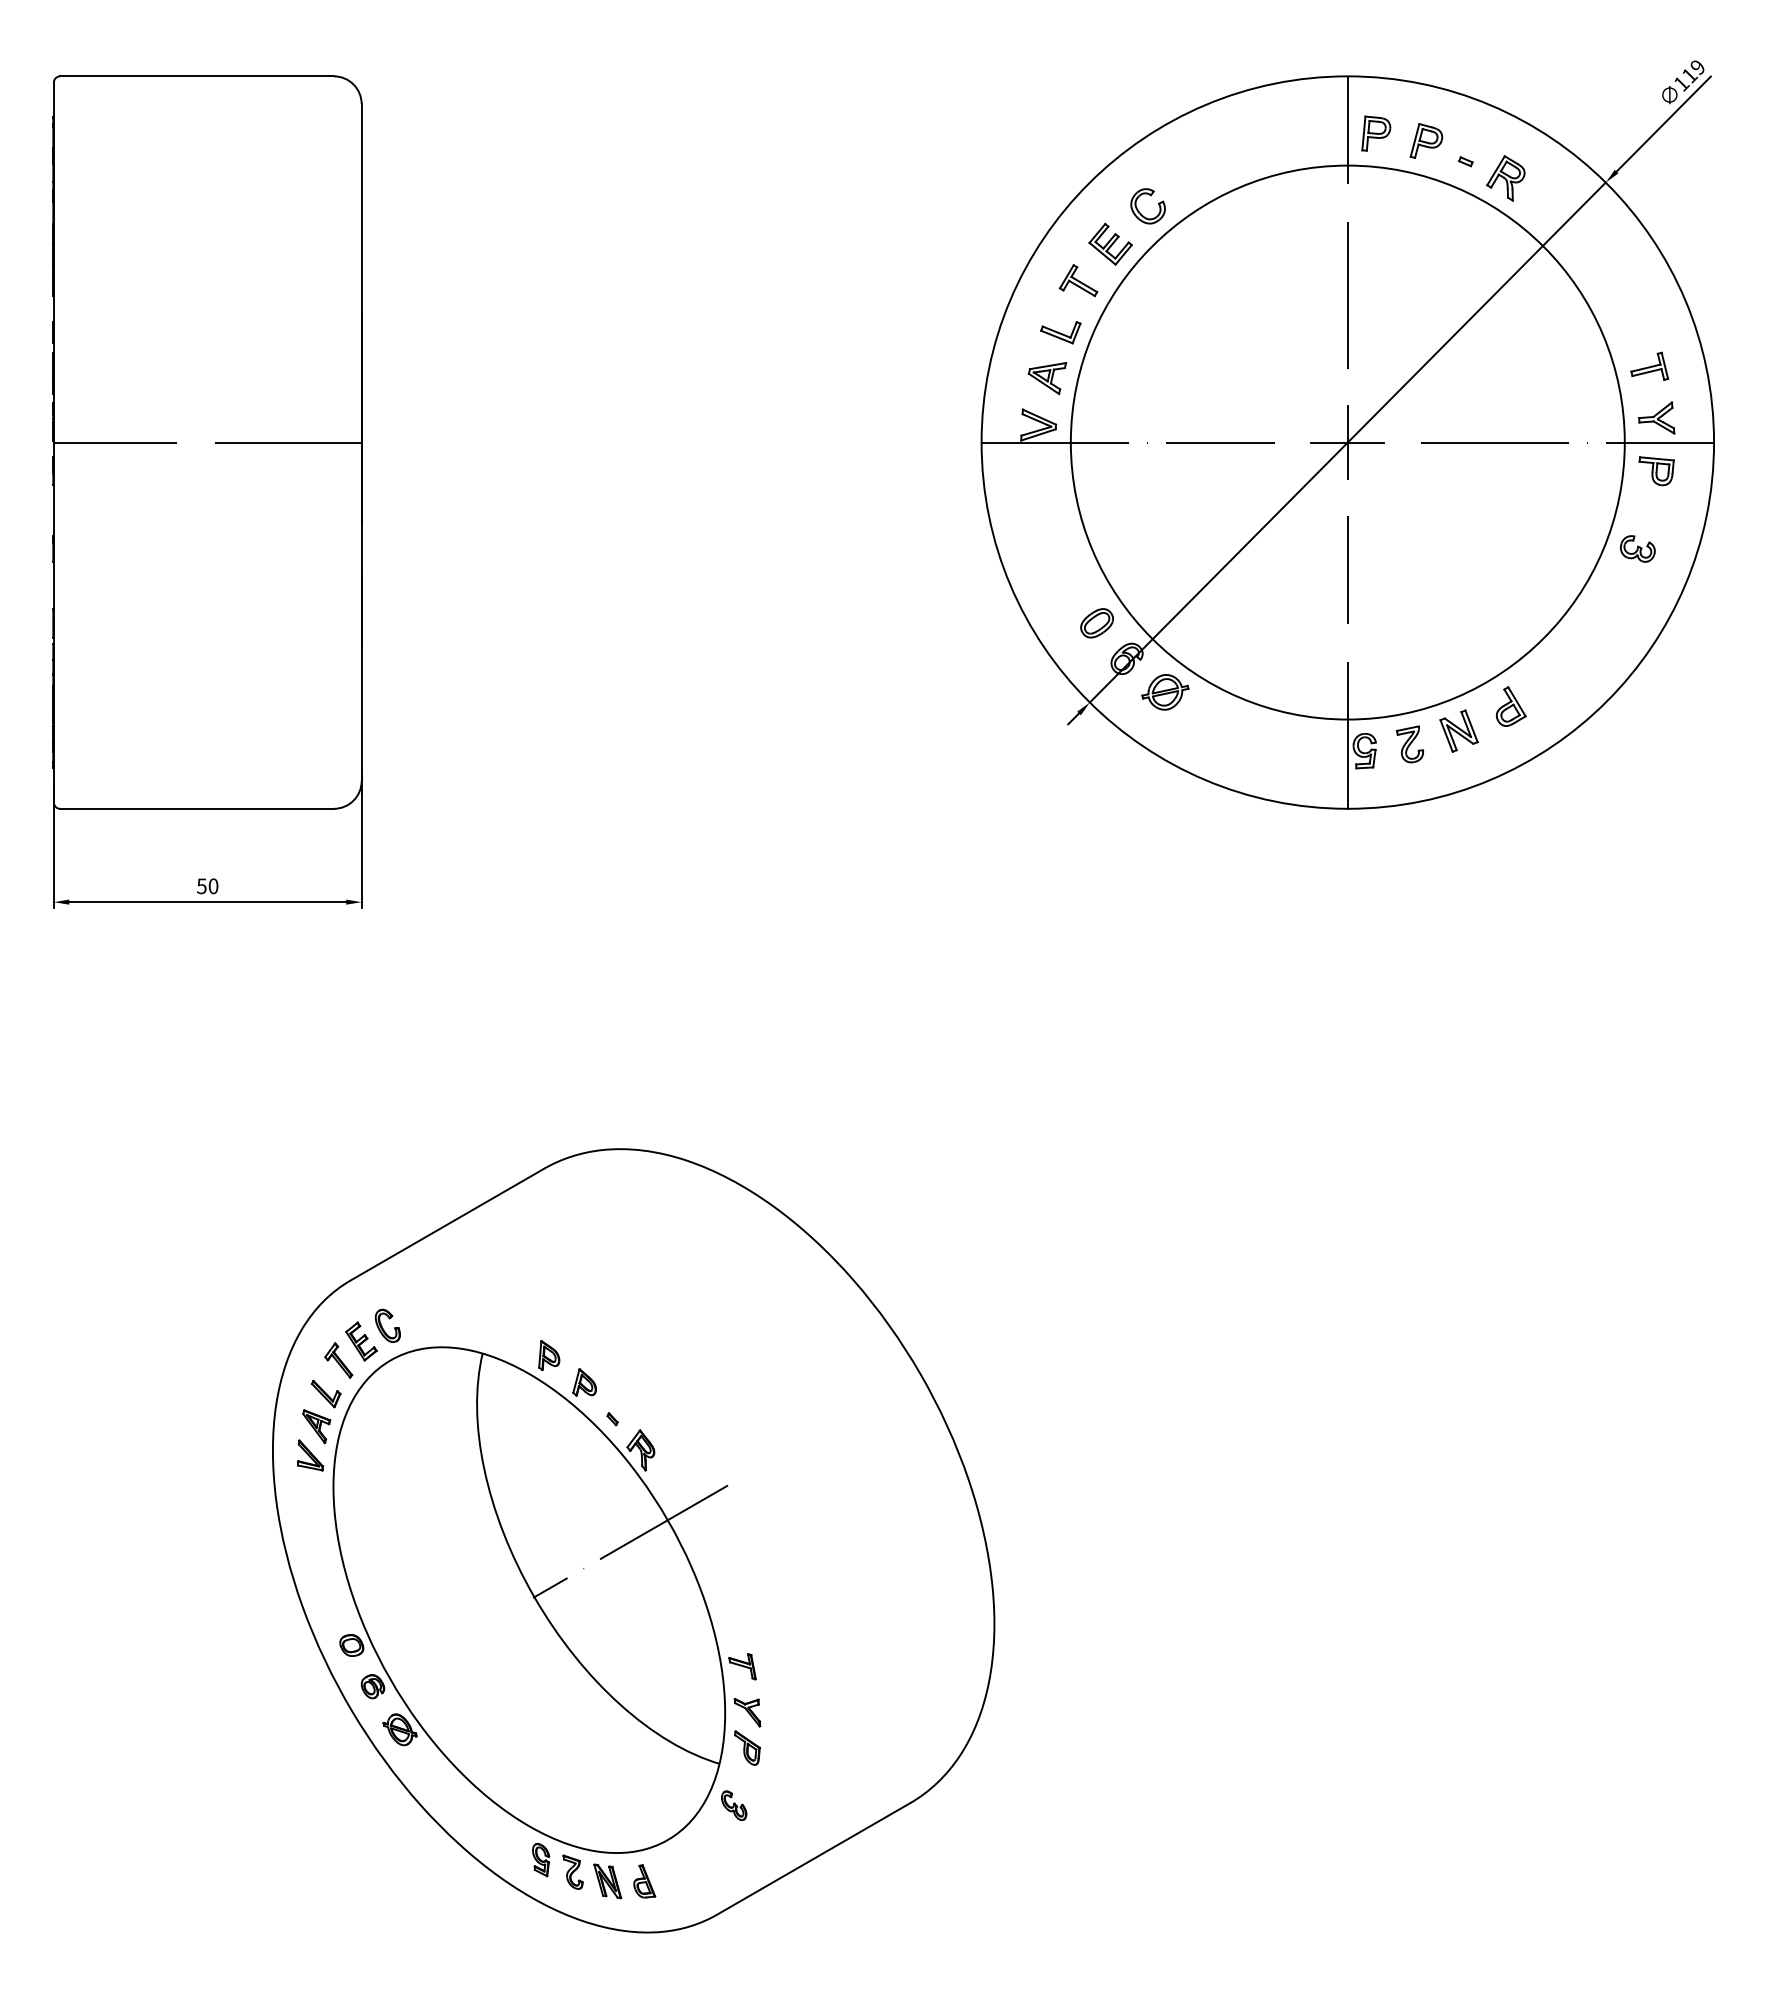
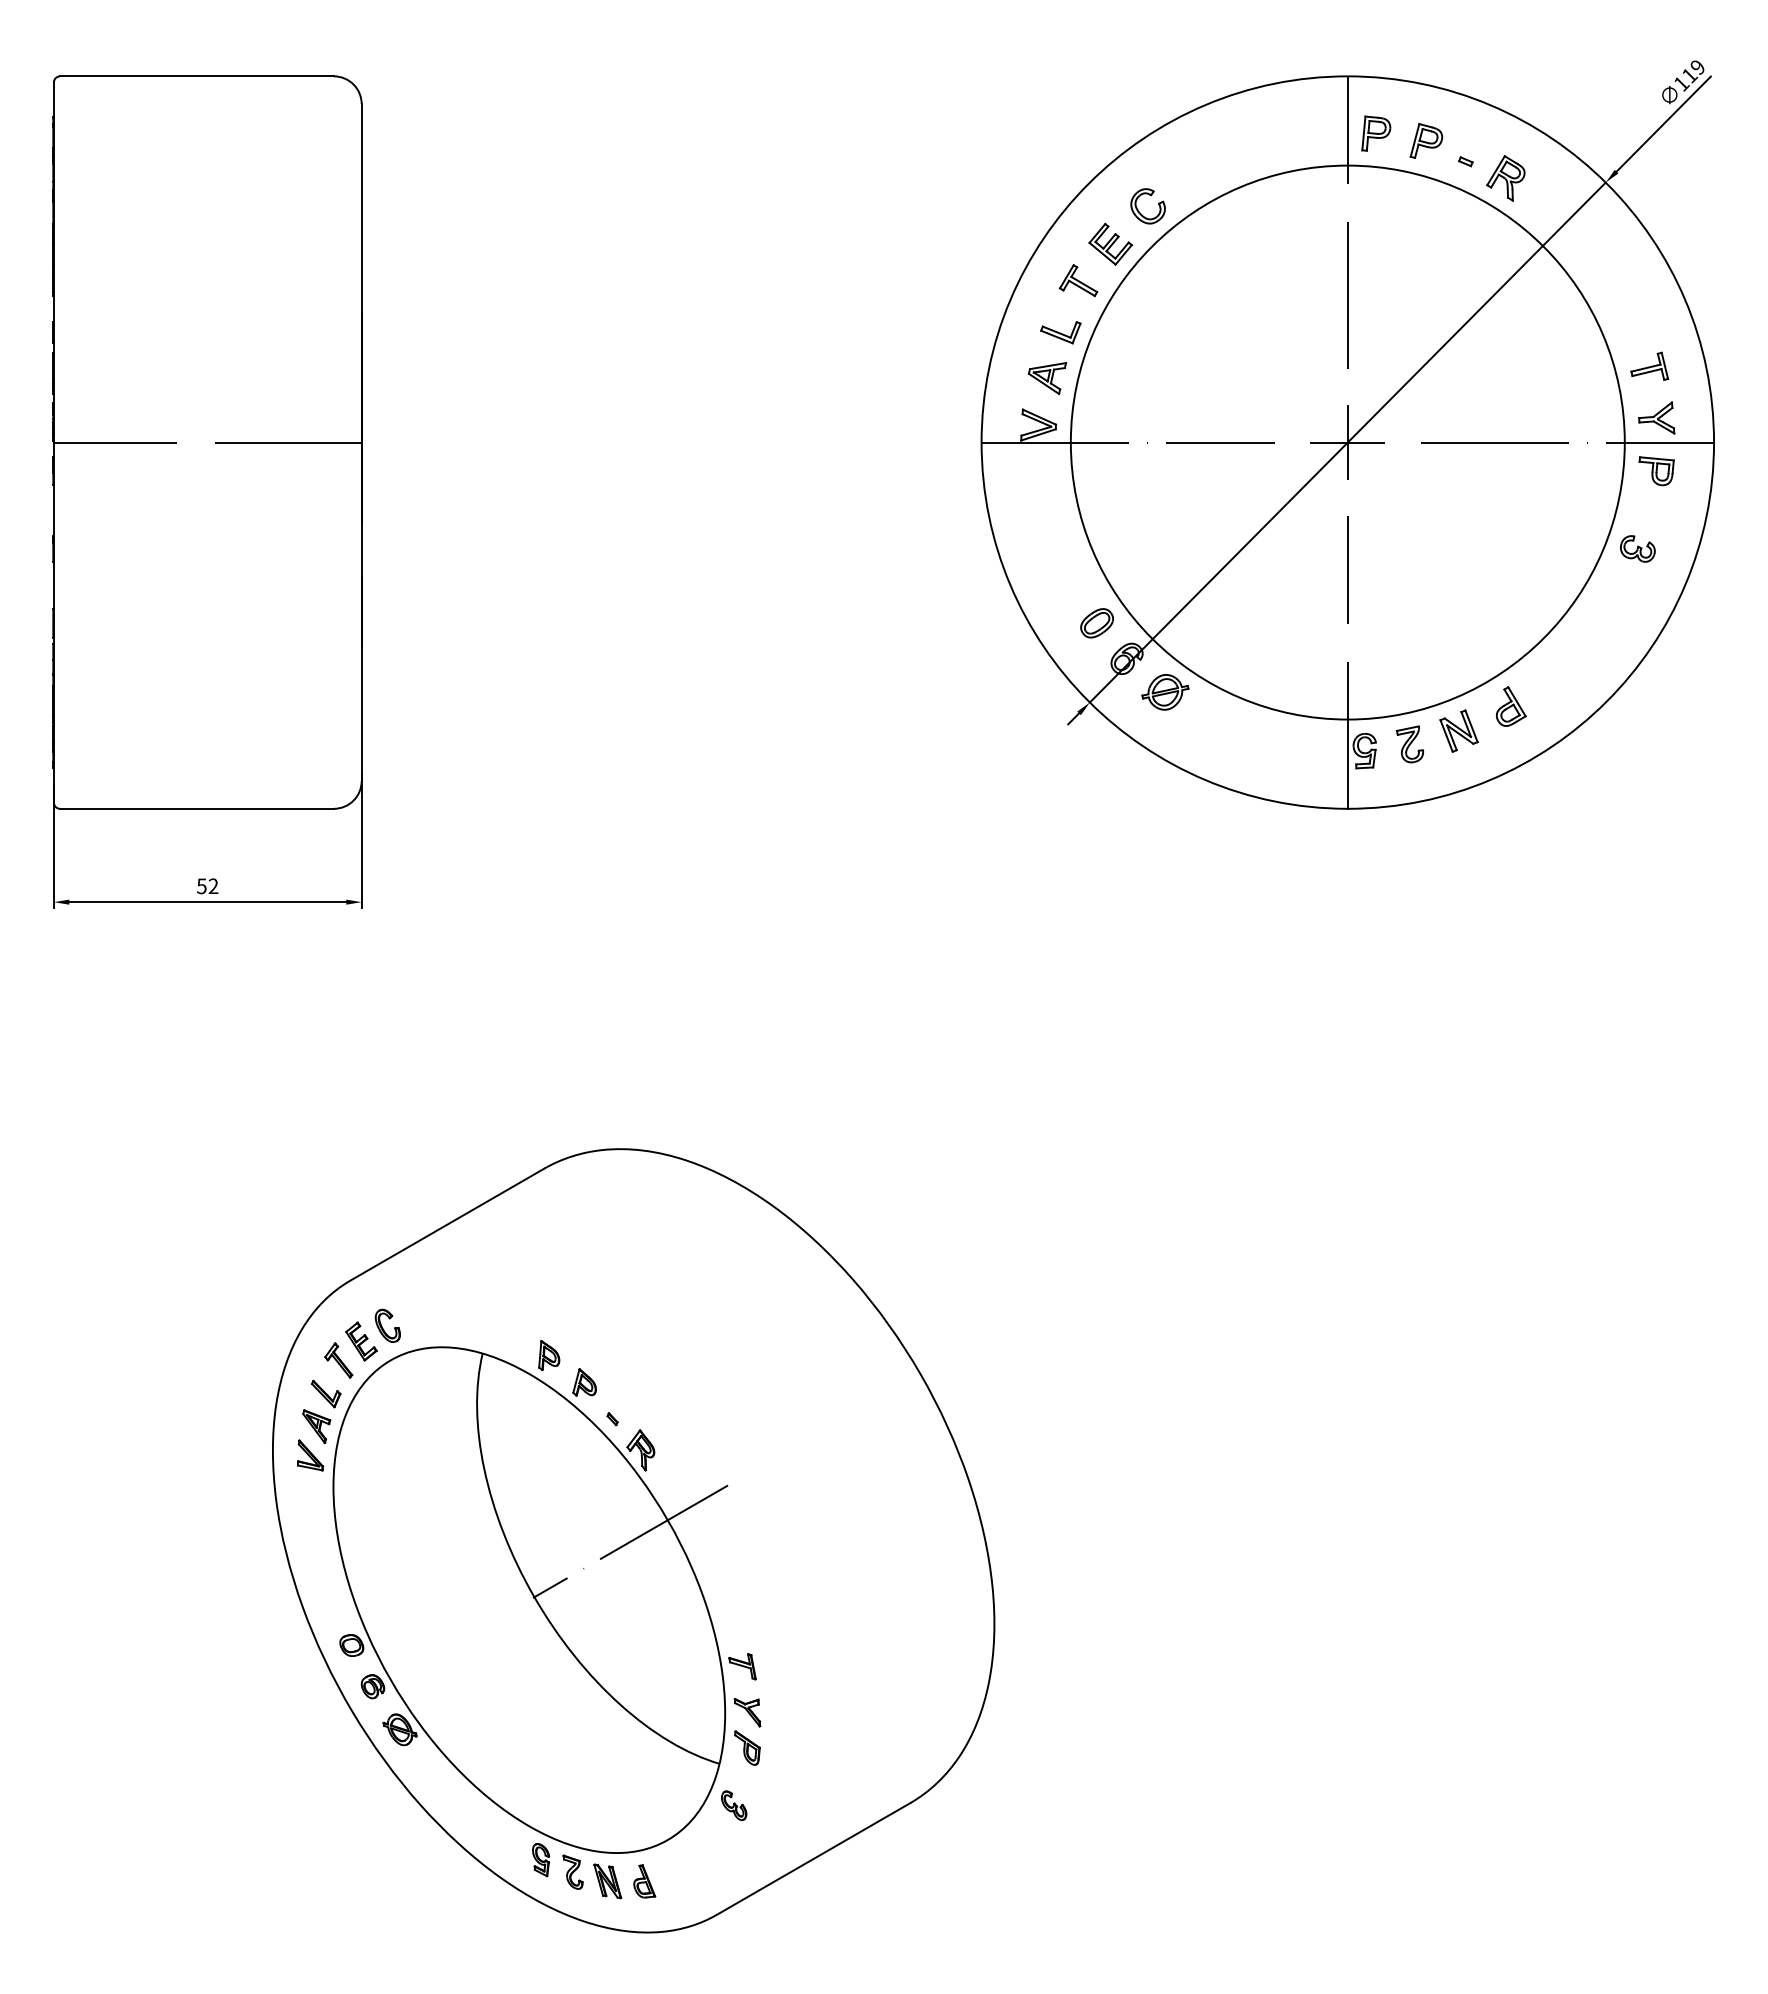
text: 50 -> 52 (213, 886)
